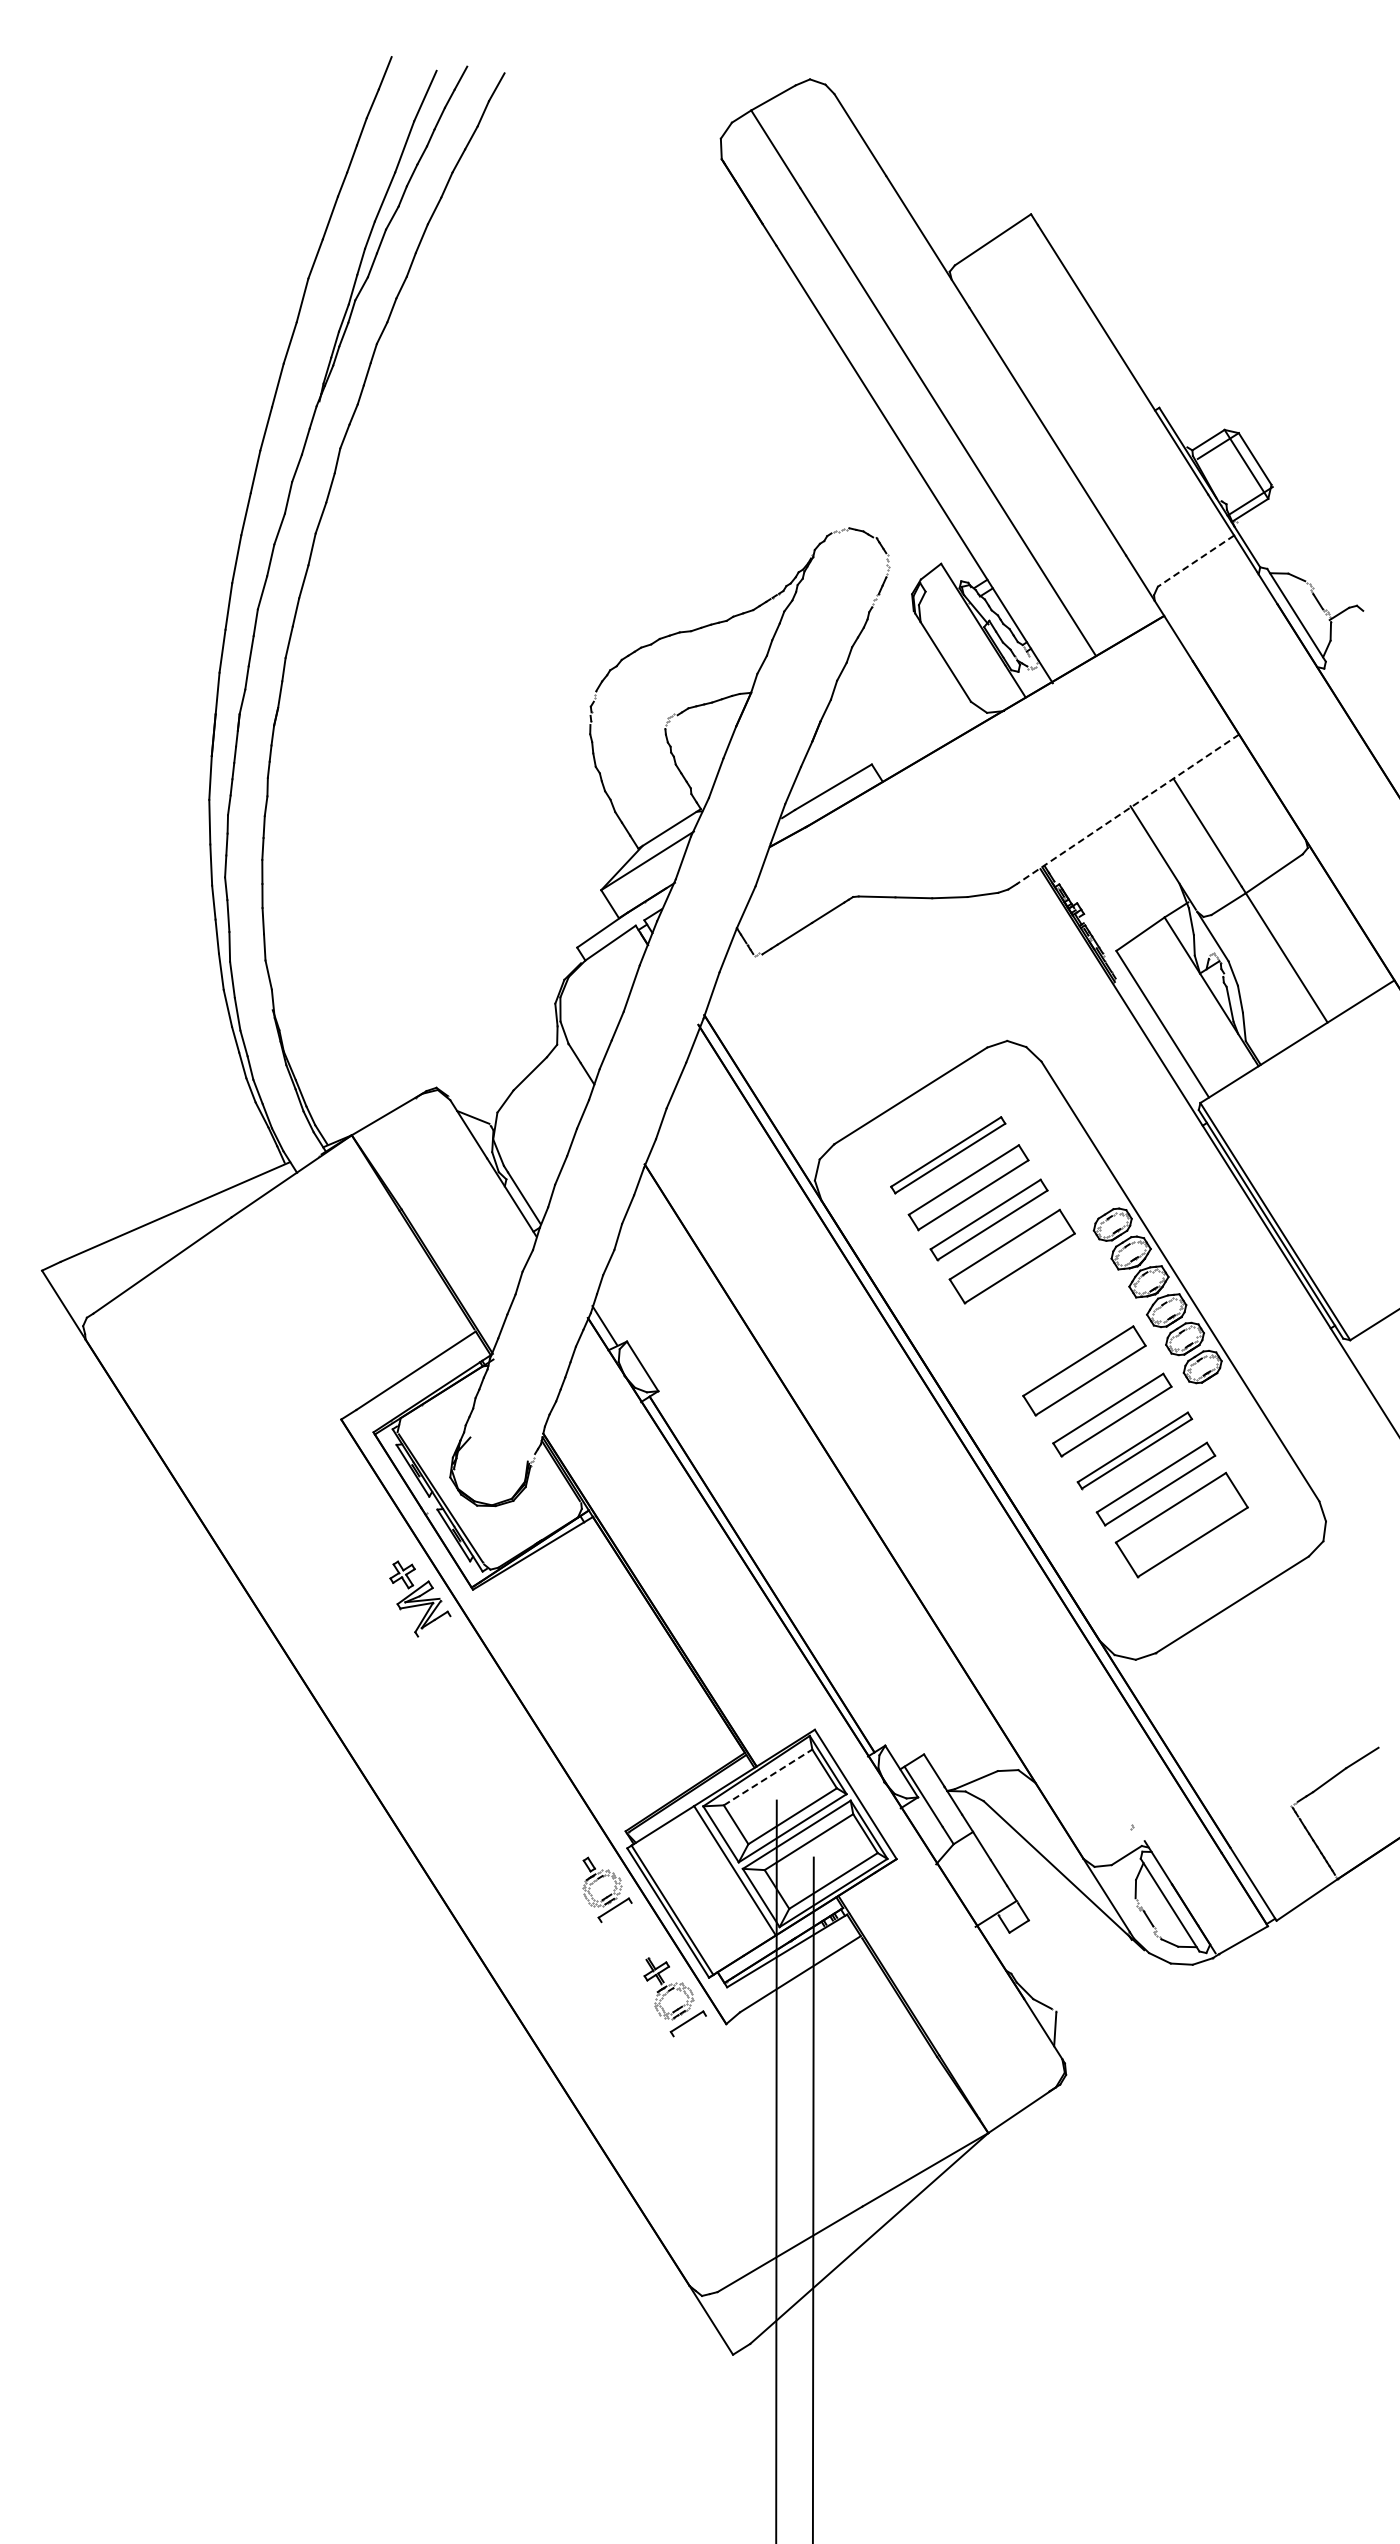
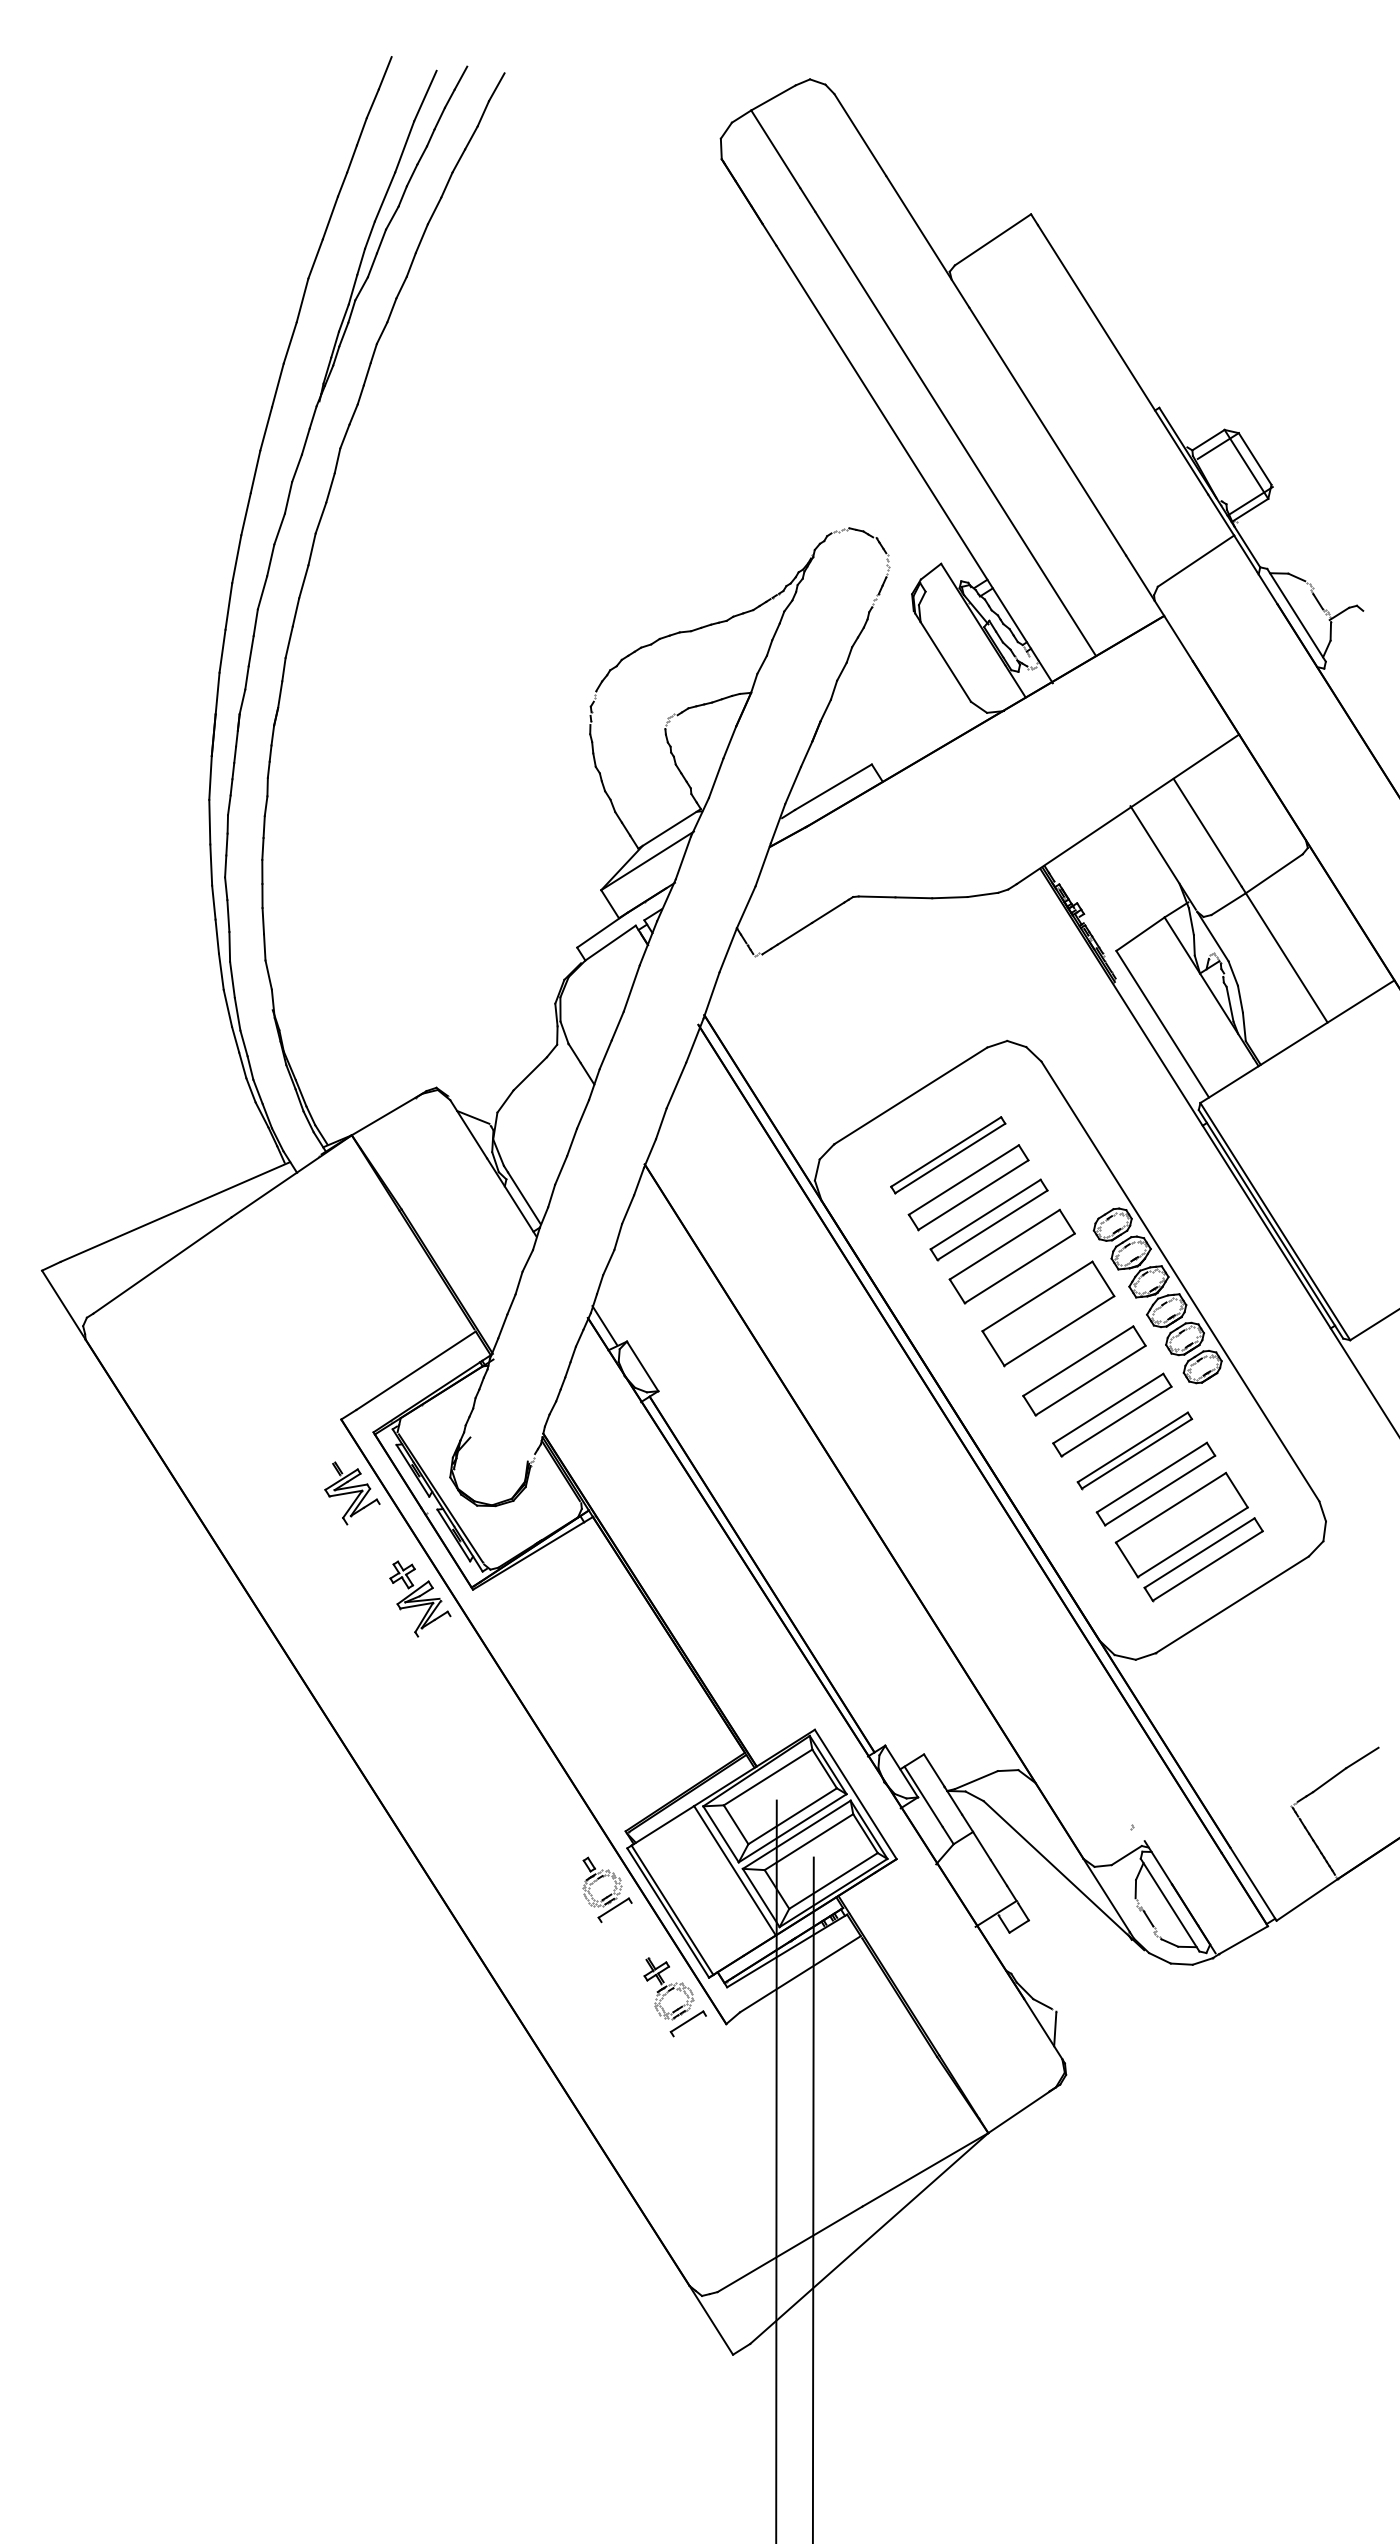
line: dashed -> solid (1195, 561)
line: dashed -> solid (1127, 809)
part: none -> present (1048, 1313)
part: none -> present (352, 1493)
part: none -> present (1203, 1559)
line: dashed -> solid (768, 1777)
